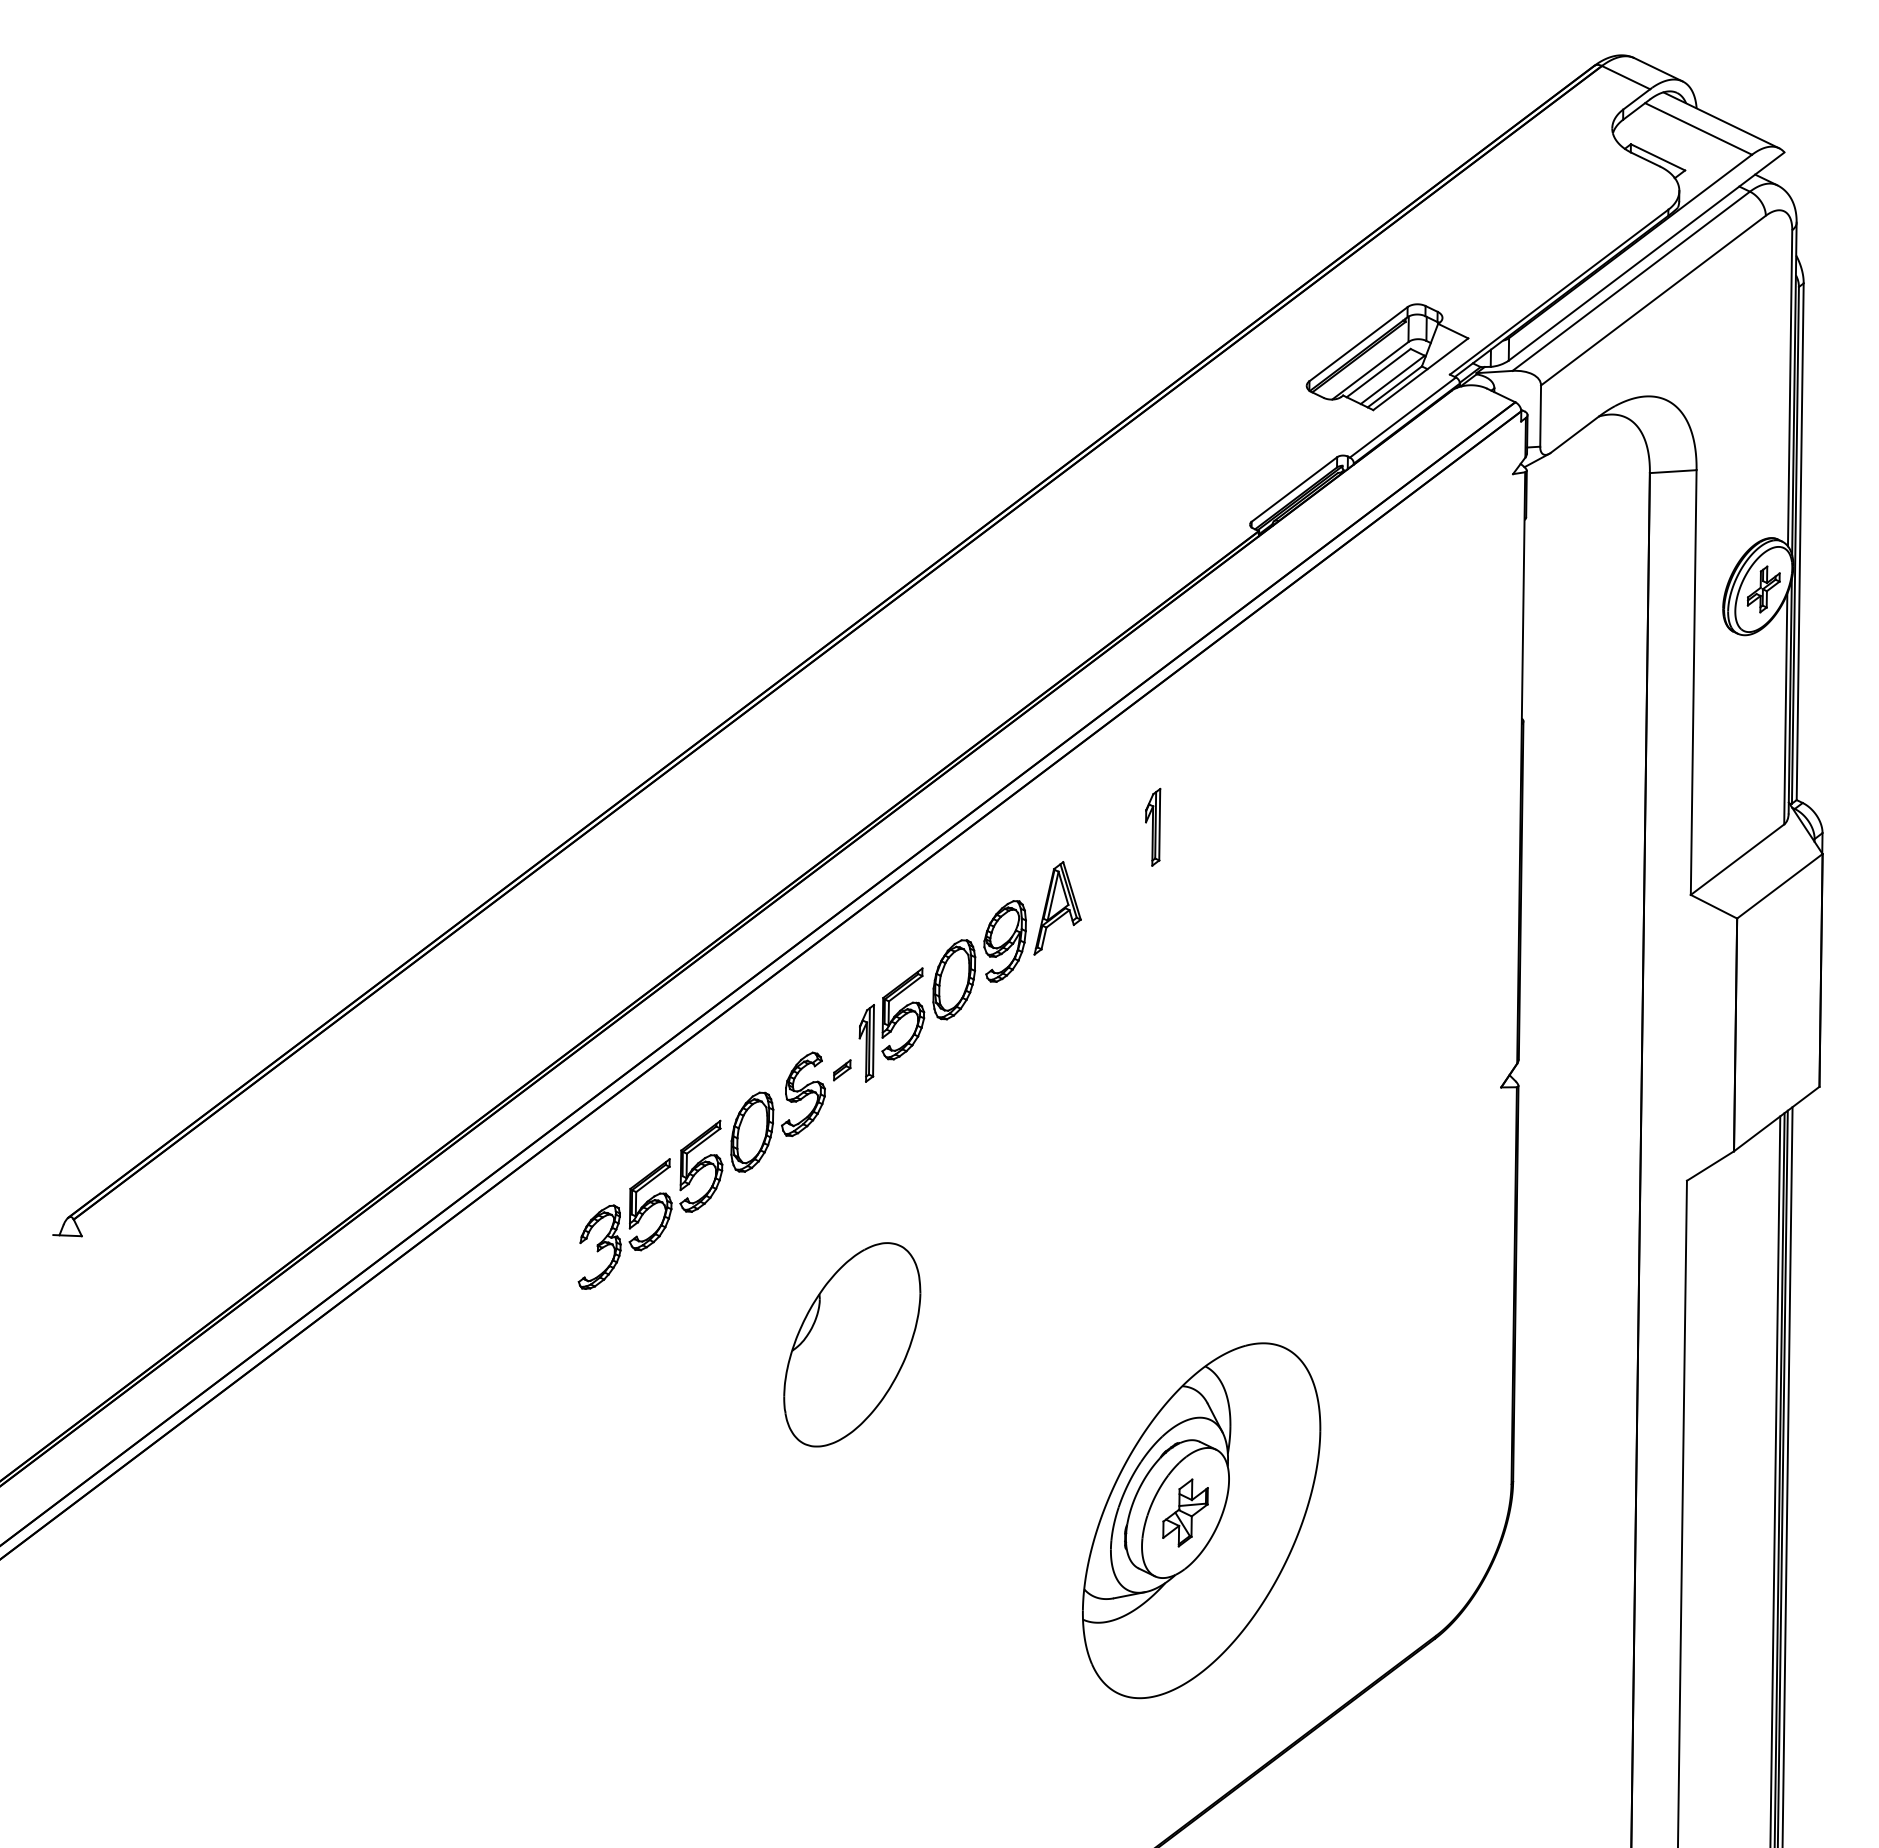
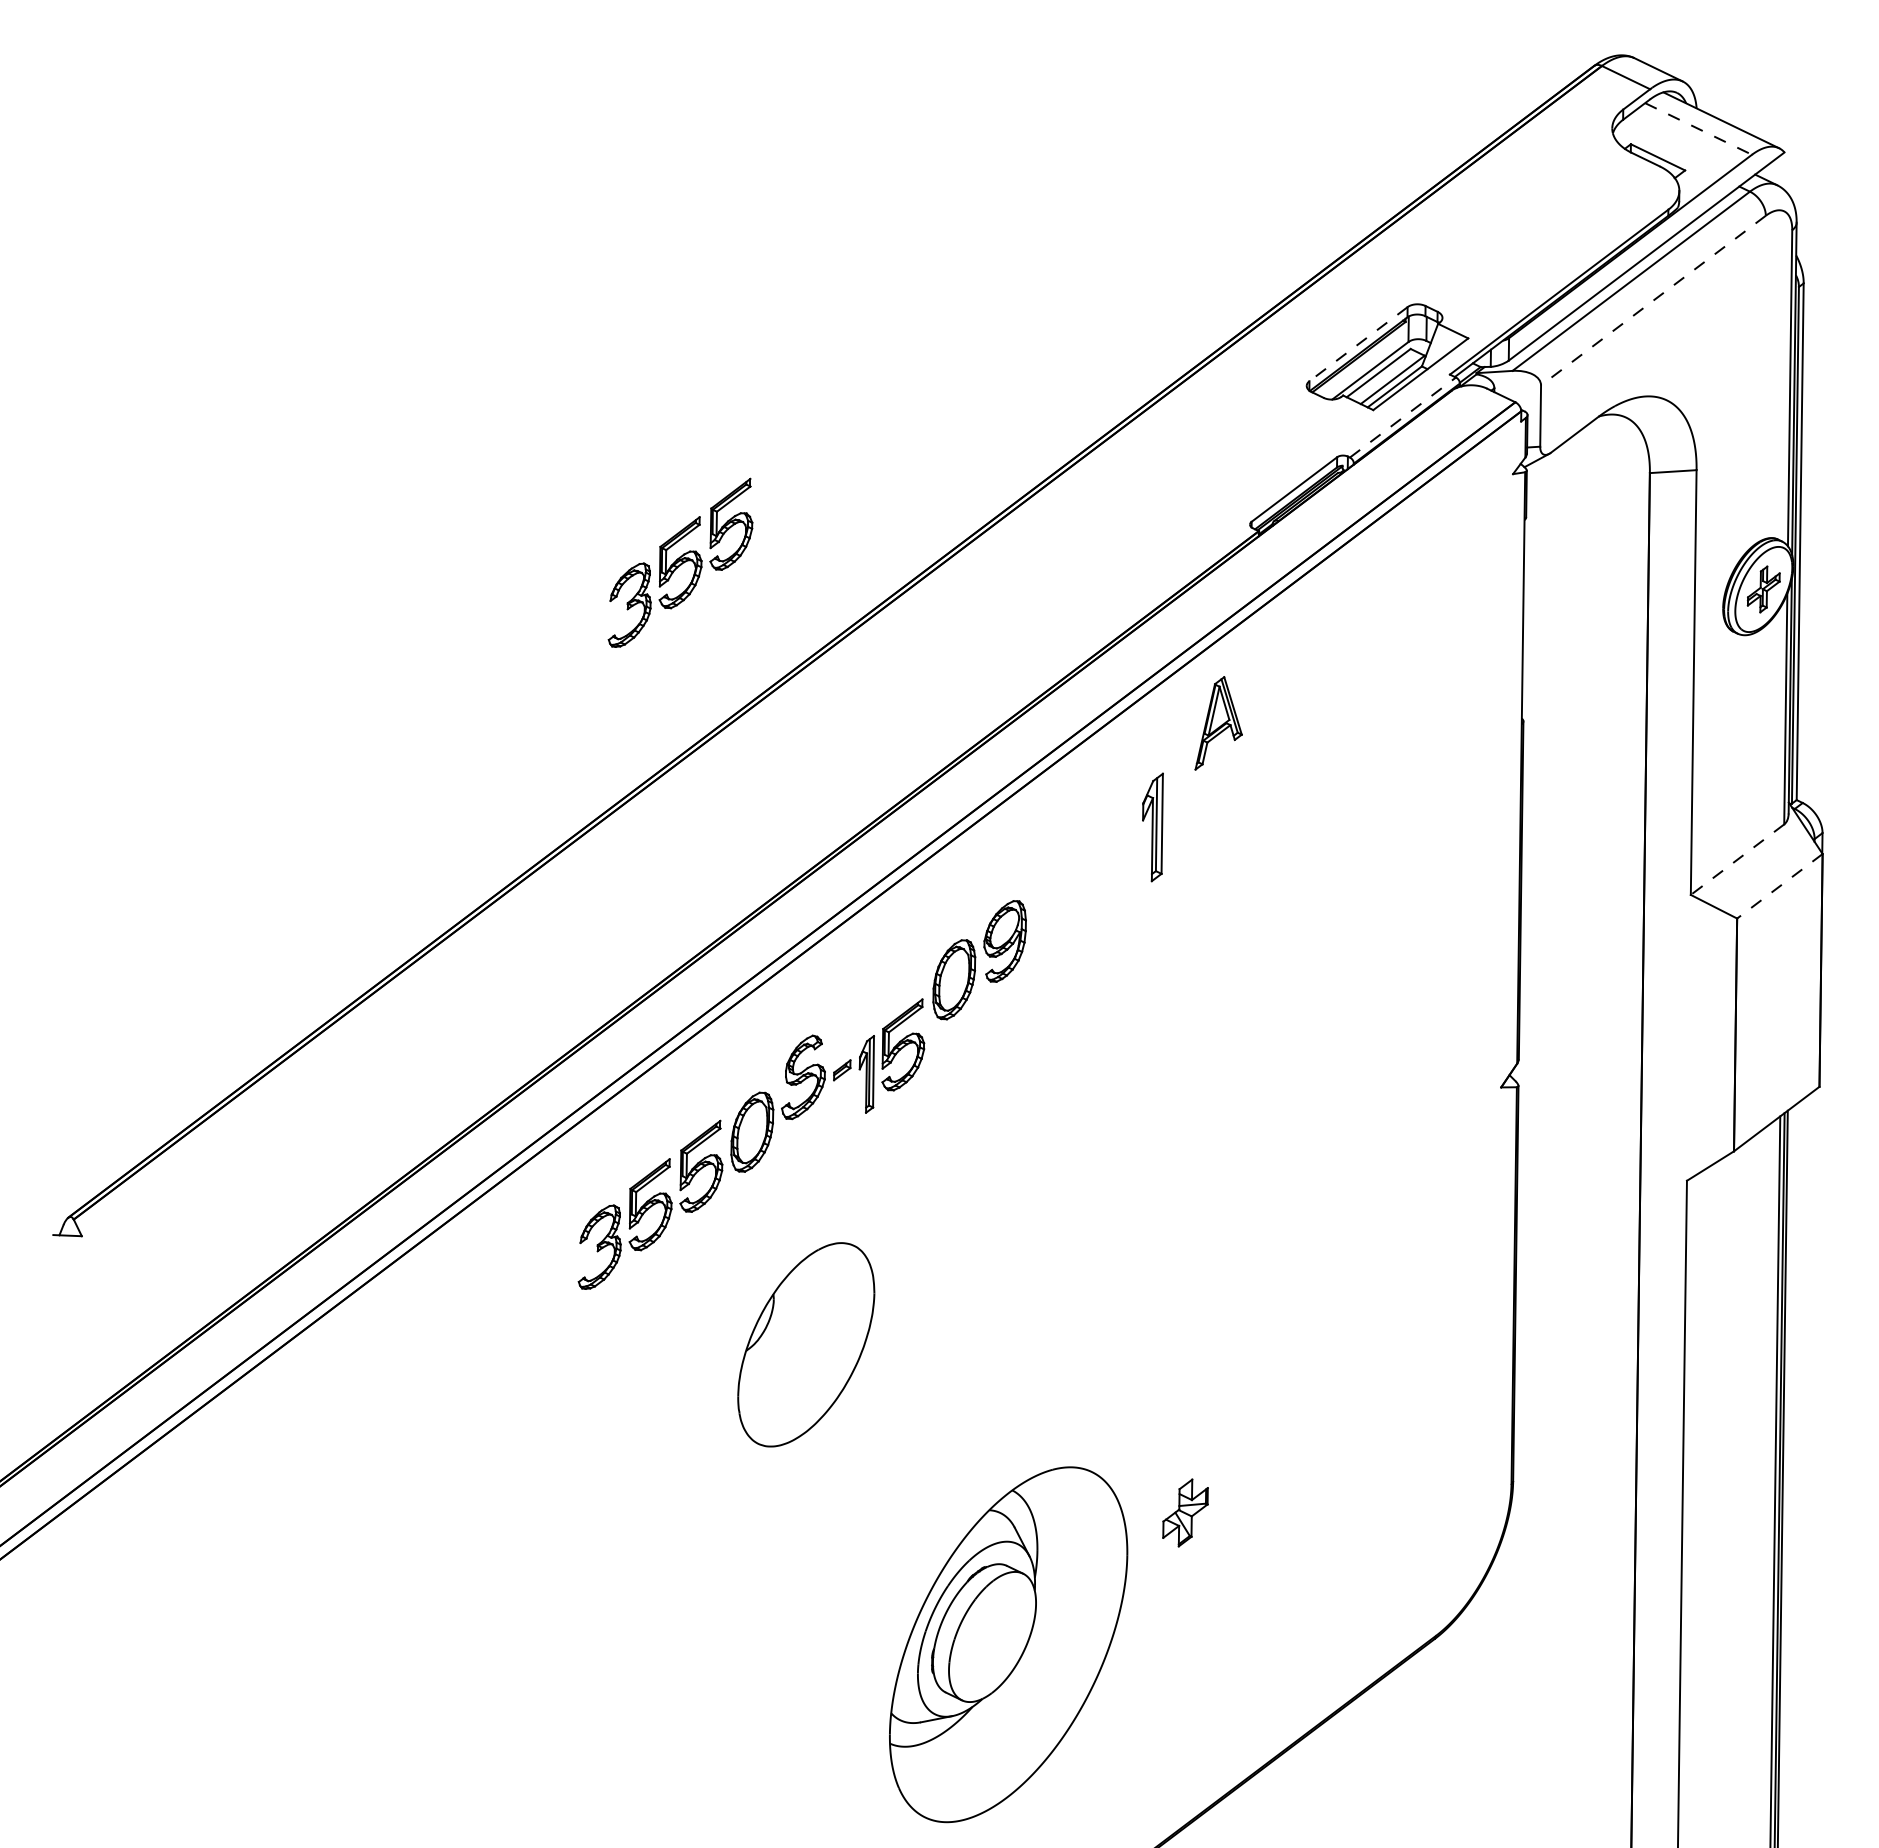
line: solid -> dashed (1699, 129)
line: solid -> dashed (1653, 300)
line: solid -> dashed (1358, 344)
line: solid -> dashed (1403, 417)
part: none -> present (680, 562)
part size: 17x80 px -> 22x111 px (1152, 827)
line: solid -> dashed (1737, 859)
line: solid -> dashed (1779, 886)
part position: (1057, 908) -> (1218, 723) (1218, 723)
part position: (891, 1024) -> (891, 1055) (891, 1055)
part position: (803, 1094) -> (803, 1077) (803, 1077)
part position: (852, 1344) -> (806, 1344) (806, 1344)
line: present -> none (1787, 1475)
part position: (1201, 1520) -> (1008, 1644) (1008, 1644)
